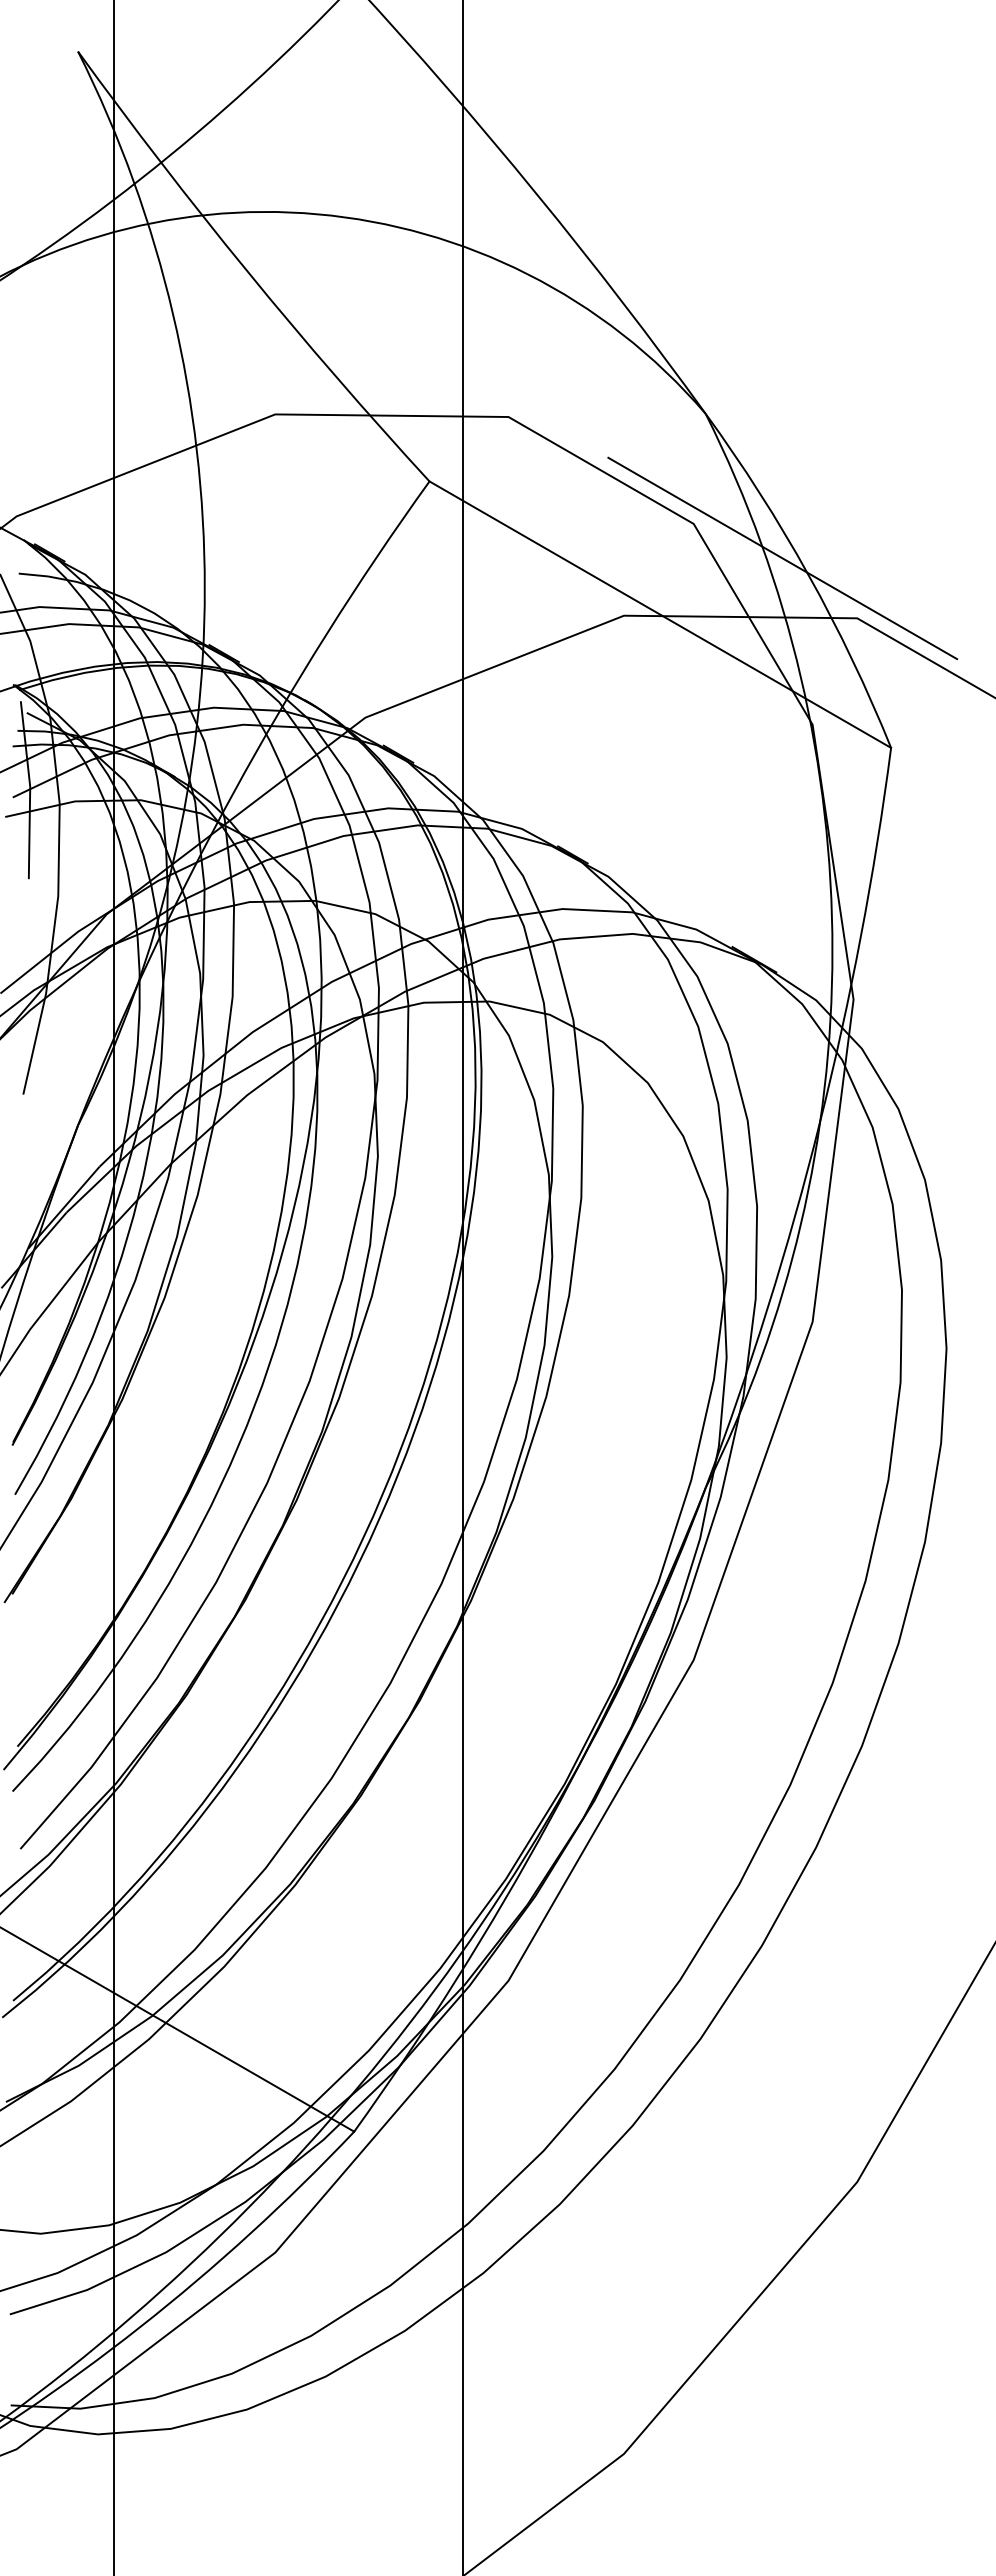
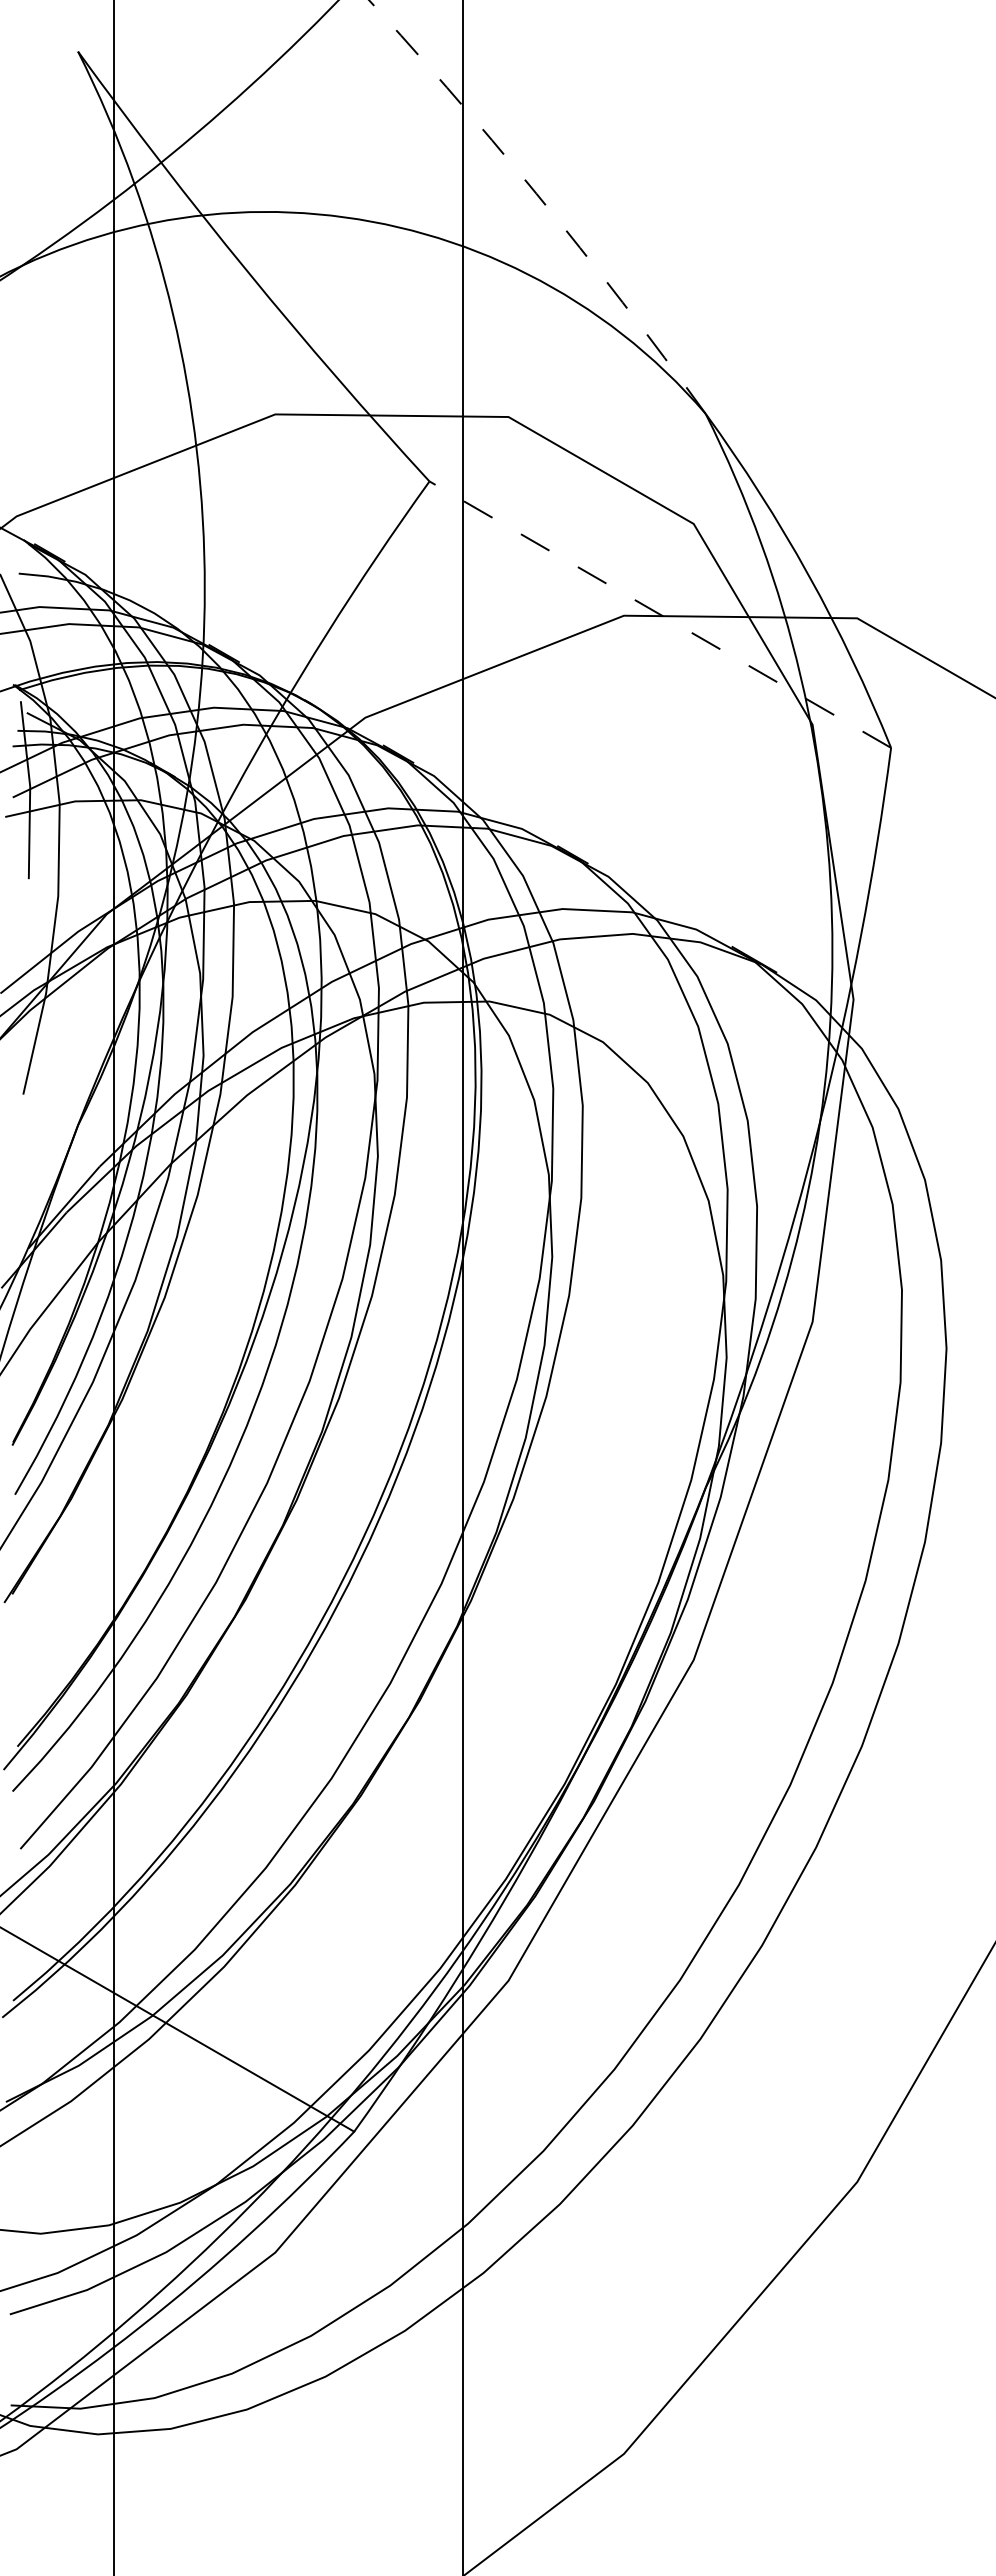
arc: solid -> dashed (542, 201)
line: present -> none (782, 558)
line: solid -> dashed (659, 614)
